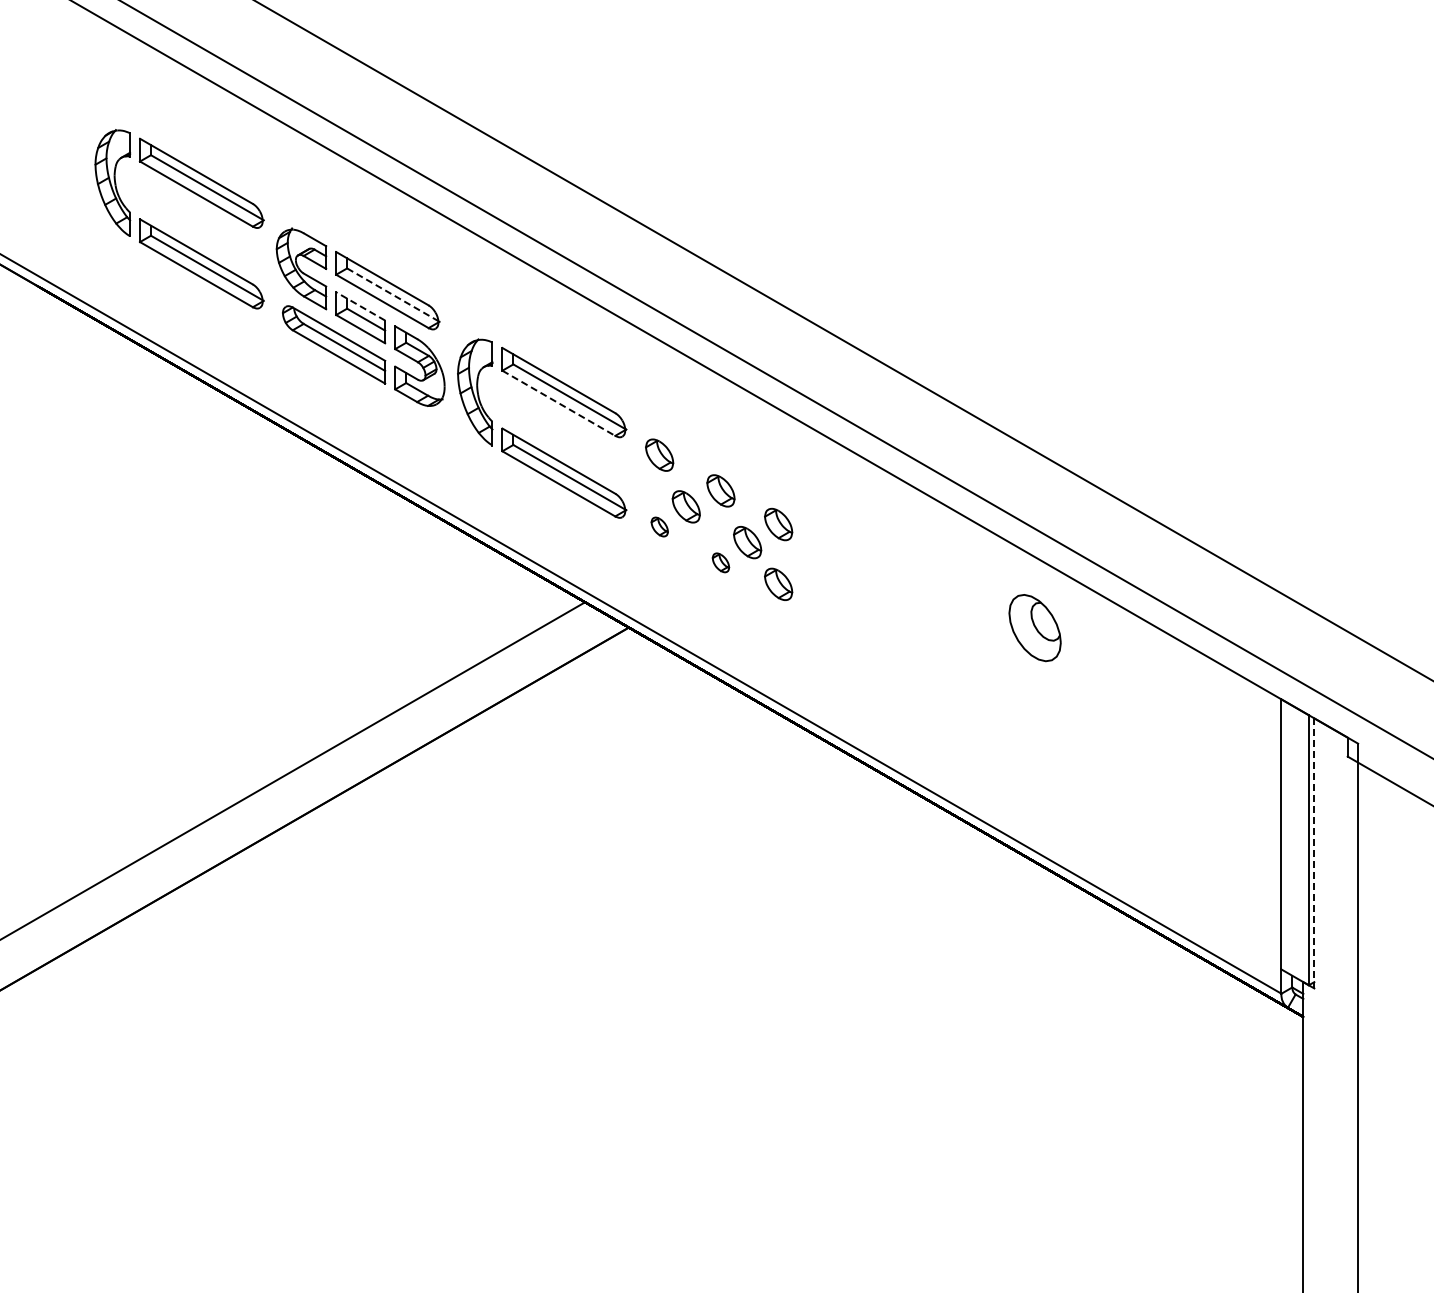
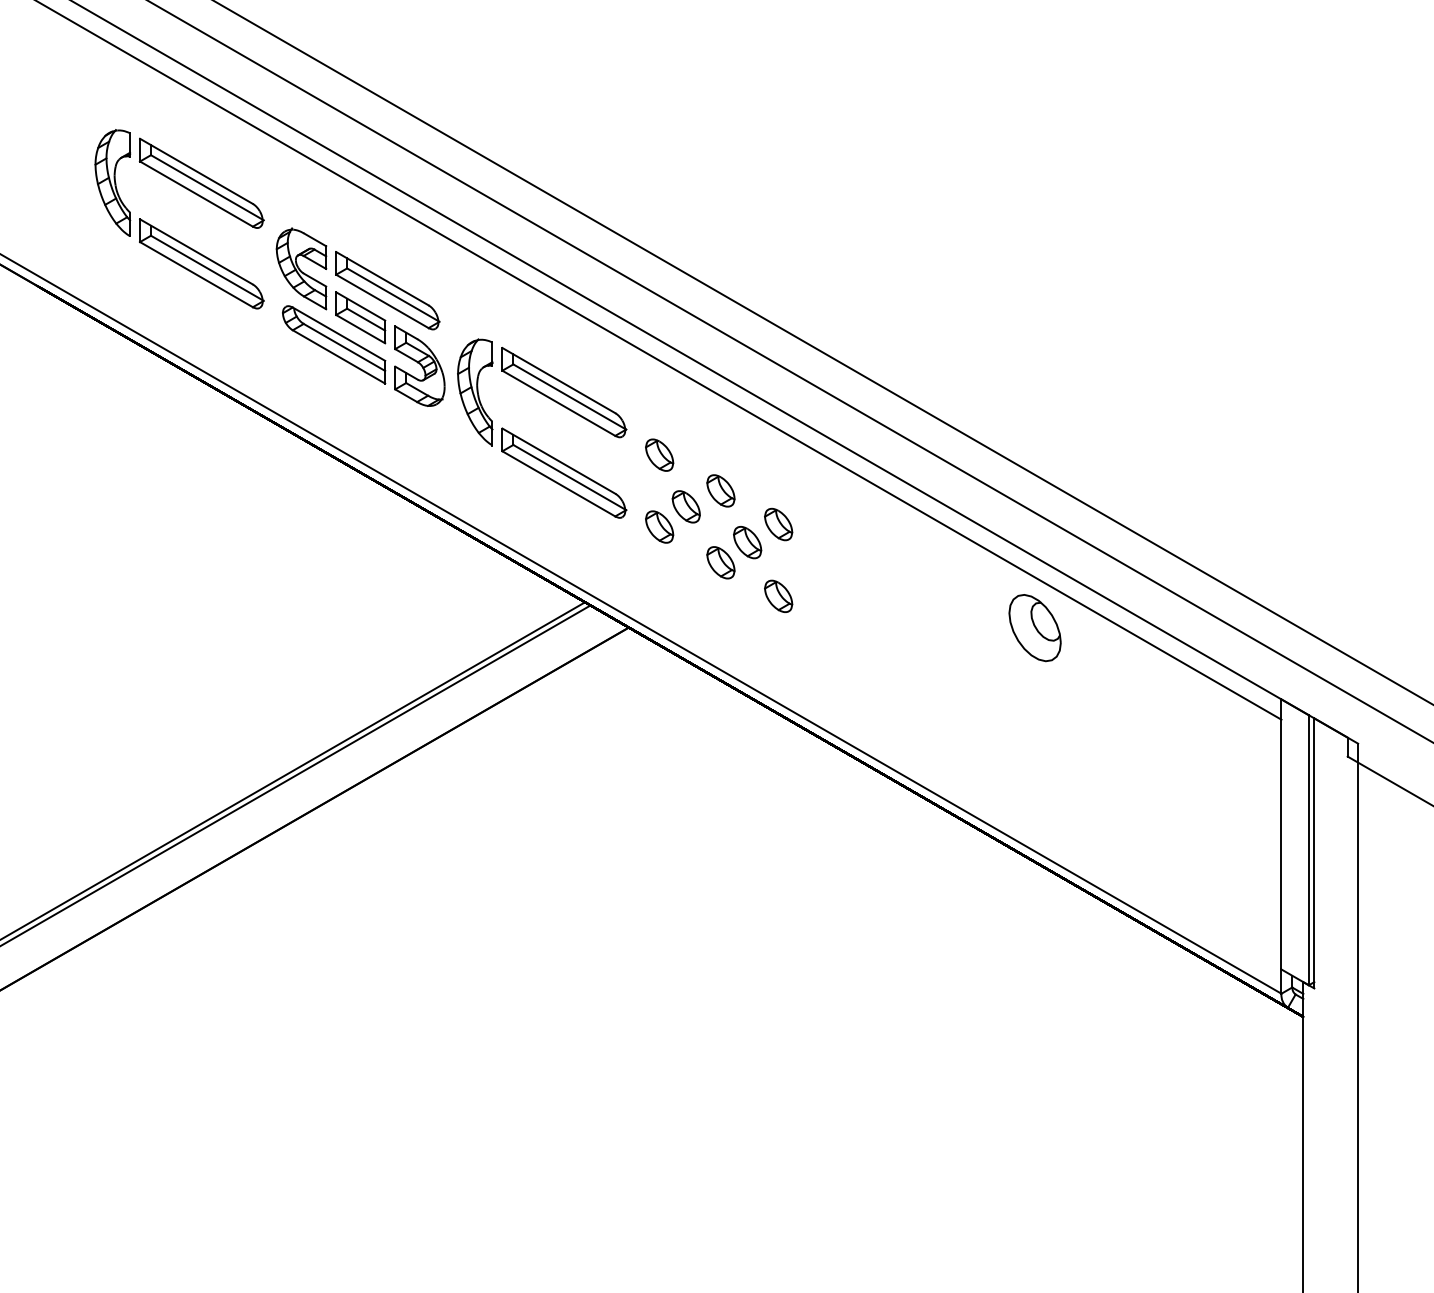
line: dashed -> solid (392, 294)
line: dashed -> solid (360, 306)
line position: (843, 340) -> (823, 352) (823, 352)
line: none -> present (659, 360)
line position: (776, 379) -> (790, 371) (790, 371)
line: dashed -> solid (559, 403)
part size: 19x22 px -> 30x34 px (659, 526)
part size: 20x22 px -> 30x34 px (720, 562)
part position: (778, 583) -> (778, 595) (778, 595)
line: none -> present (296, 775)
line: dashed -> solid (1314, 853)
